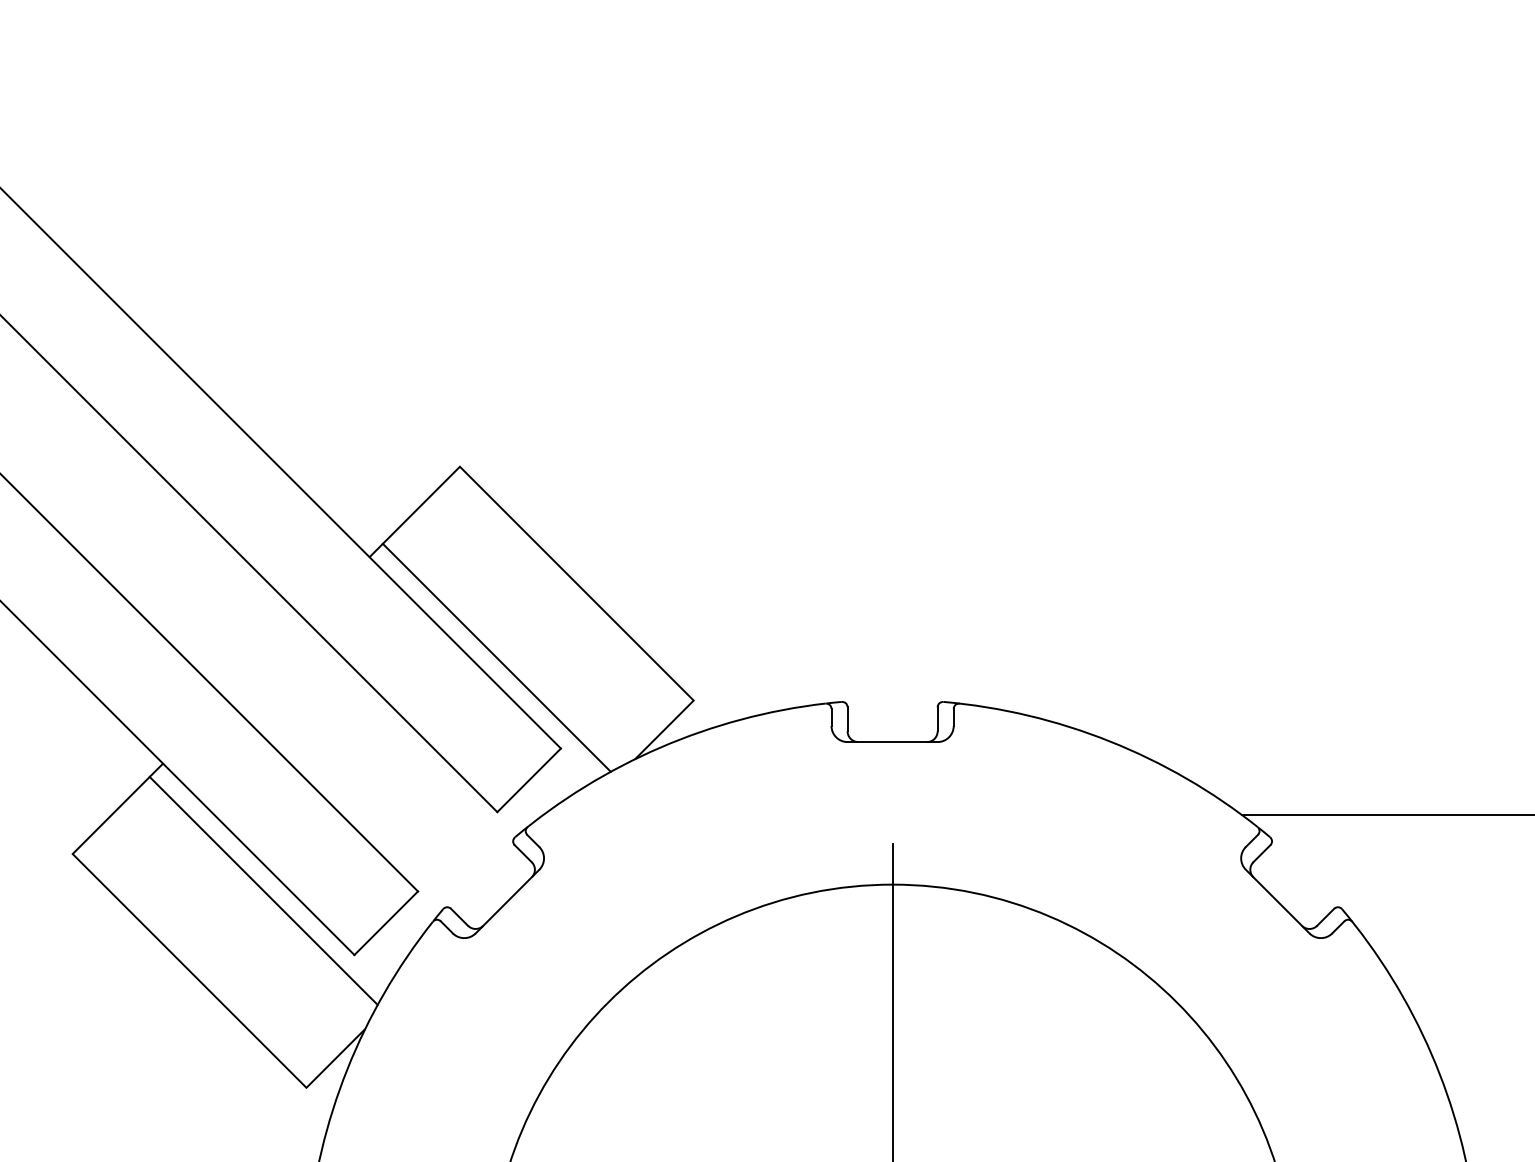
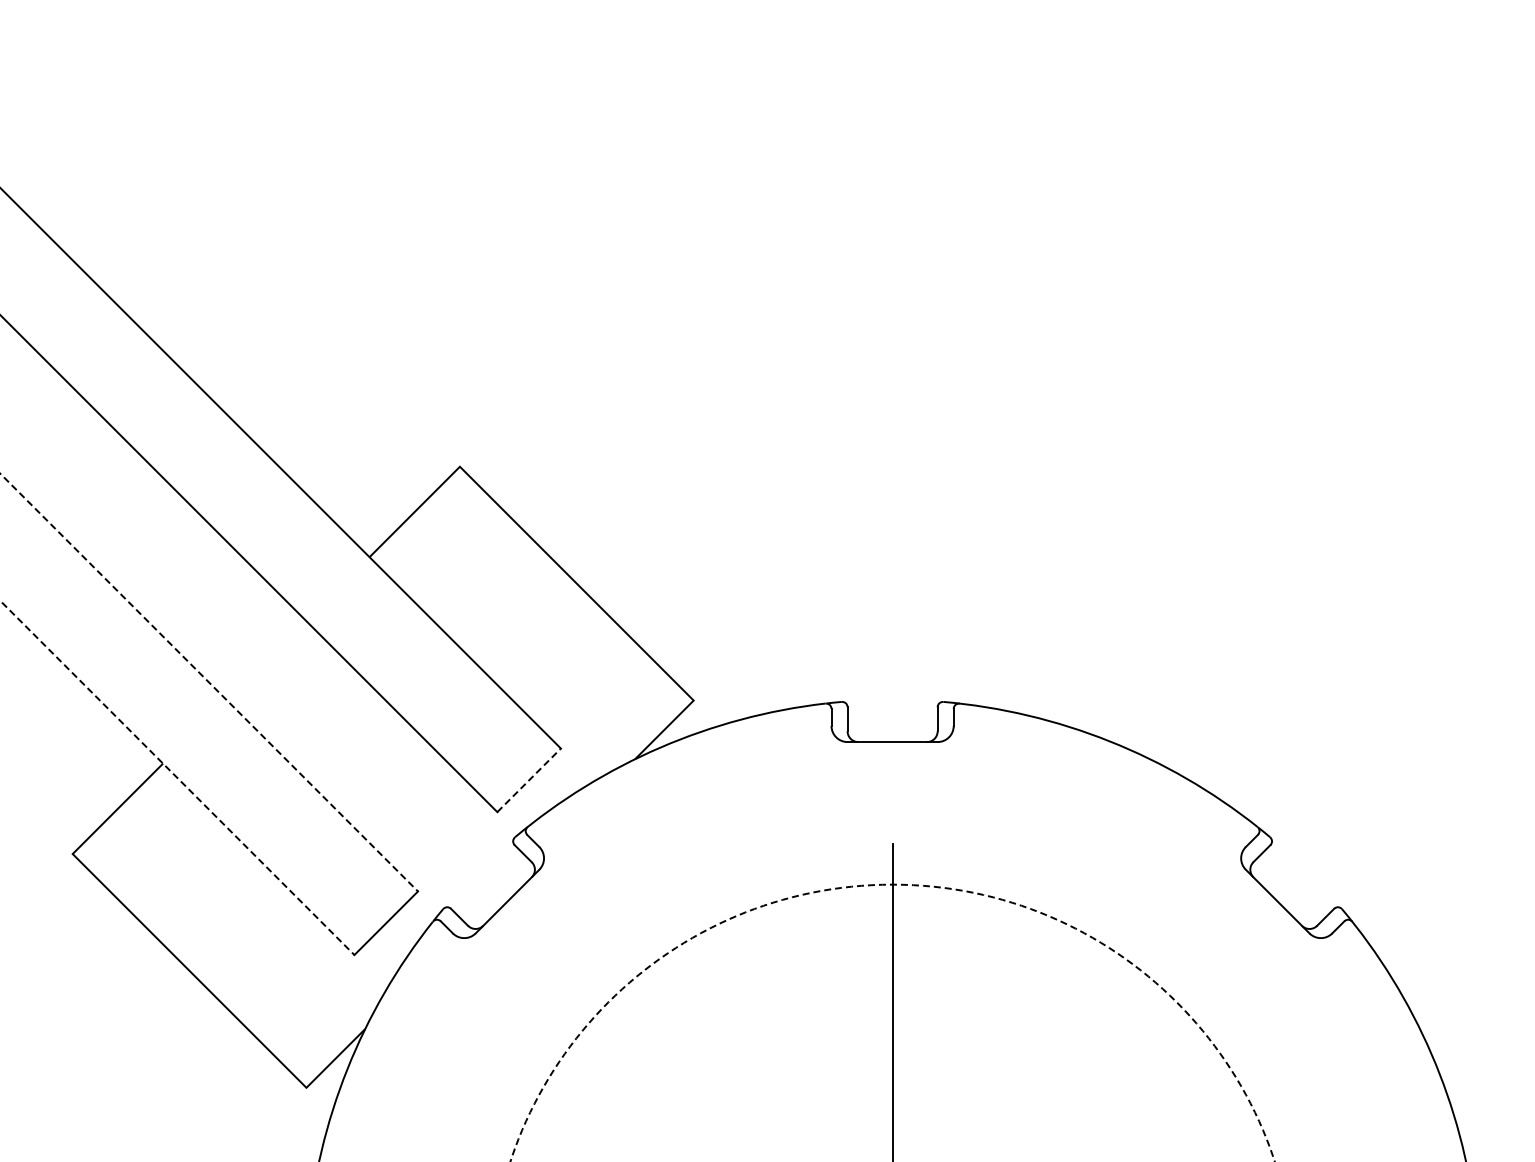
line: present -> none (496, 657)
line: solid -> dashed (209, 682)
line: solid -> dashed (177, 778)
line: solid -> dashed (529, 780)
line: present -> none (1386, 814)
line: present -> none (263, 890)
circle: solid -> dashed (892, 1022)
